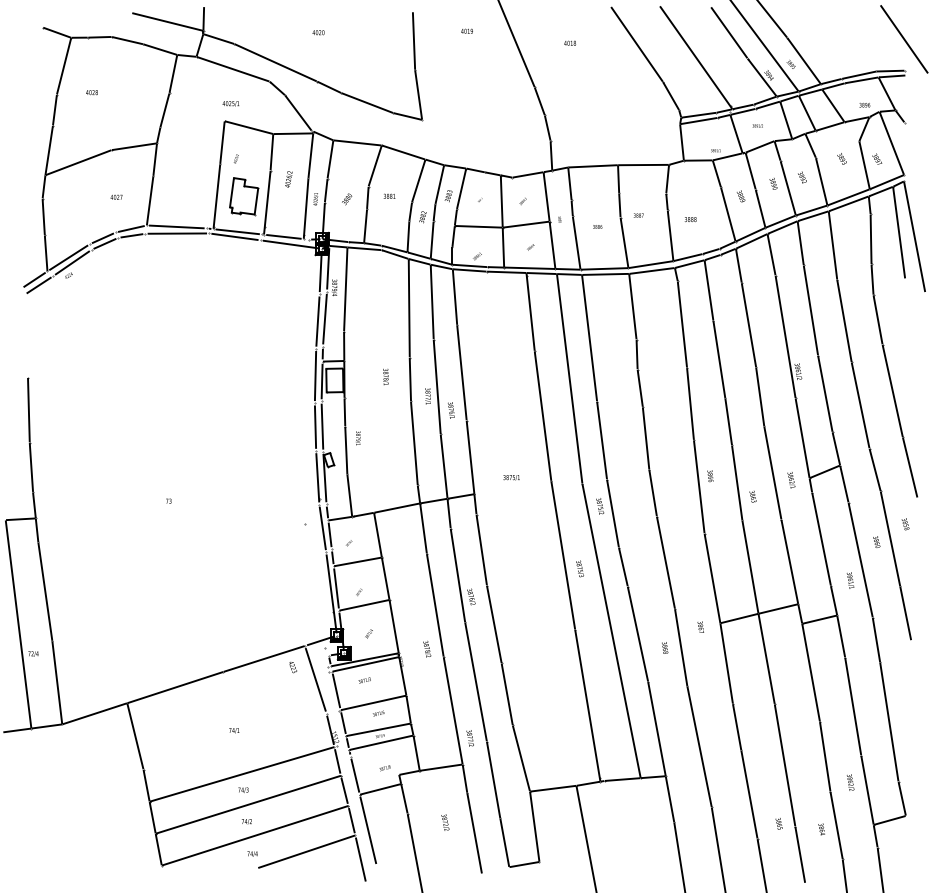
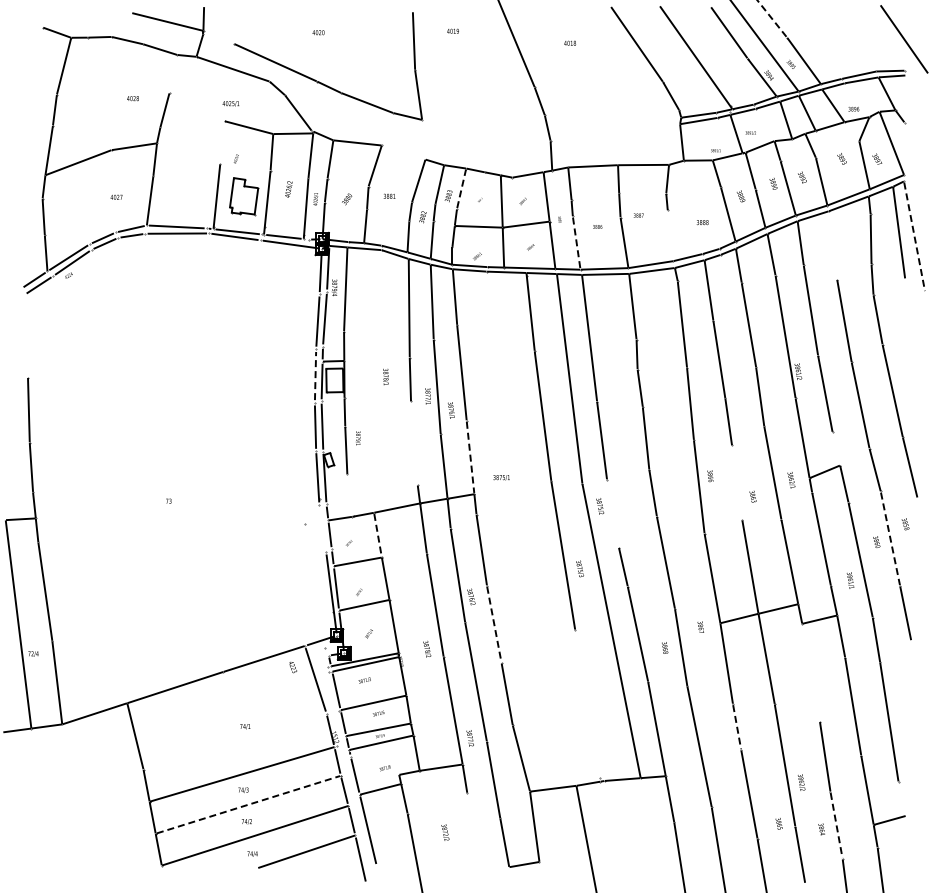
line: solid -> dashed (771, 18)
text position: (466, 30) -> (452, 30) (452, 30)
line: present -> none (218, 38)
line: present -> none (173, 73)
text position: (91, 92) -> (132, 98) (132, 98)
text position: (864, 105) -> (853, 109) (853, 109)
text position: (757, 125) -> (750, 132) (750, 132)
line: present -> none (222, 142)
line: present -> none (403, 152)
text position: (288, 179) -> (288, 189) (288, 189)
line: solid -> dashed (461, 188)
text position: (690, 219) -> (702, 222) (702, 222)
line: present -> none (670, 235)
line: solid -> dashed (914, 237)
line: solid -> dashed (576, 243)
line: present -> none (832, 245)
line: solid -> dashed (315, 375)
line: present -> none (414, 443)
line: present -> none (835, 448)
line: solid -> dashed (470, 457)
text position: (511, 477) -> (501, 477) (501, 477)
line: present -> none (737, 482)
line: present -> none (349, 495)
line: present -> none (612, 513)
line: present -> none (322, 528)
line: solid -> dashed (378, 535)
line: solid -> dashed (890, 539)
line: solid -> dashed (494, 624)
line: present -> none (810, 672)
line: present -> none (587, 705)
line: solid -> dashed (737, 727)
text position: (234, 730) -> (245, 726) (245, 726)
text position: (850, 782) -> (801, 782) (801, 782)
line: present -> none (901, 798)
line: solid -> dashed (248, 804)
text position: (445, 822) -> (445, 832) (445, 832)
line: solid -> dashed (836, 826)
line: present -> none (474, 833)
